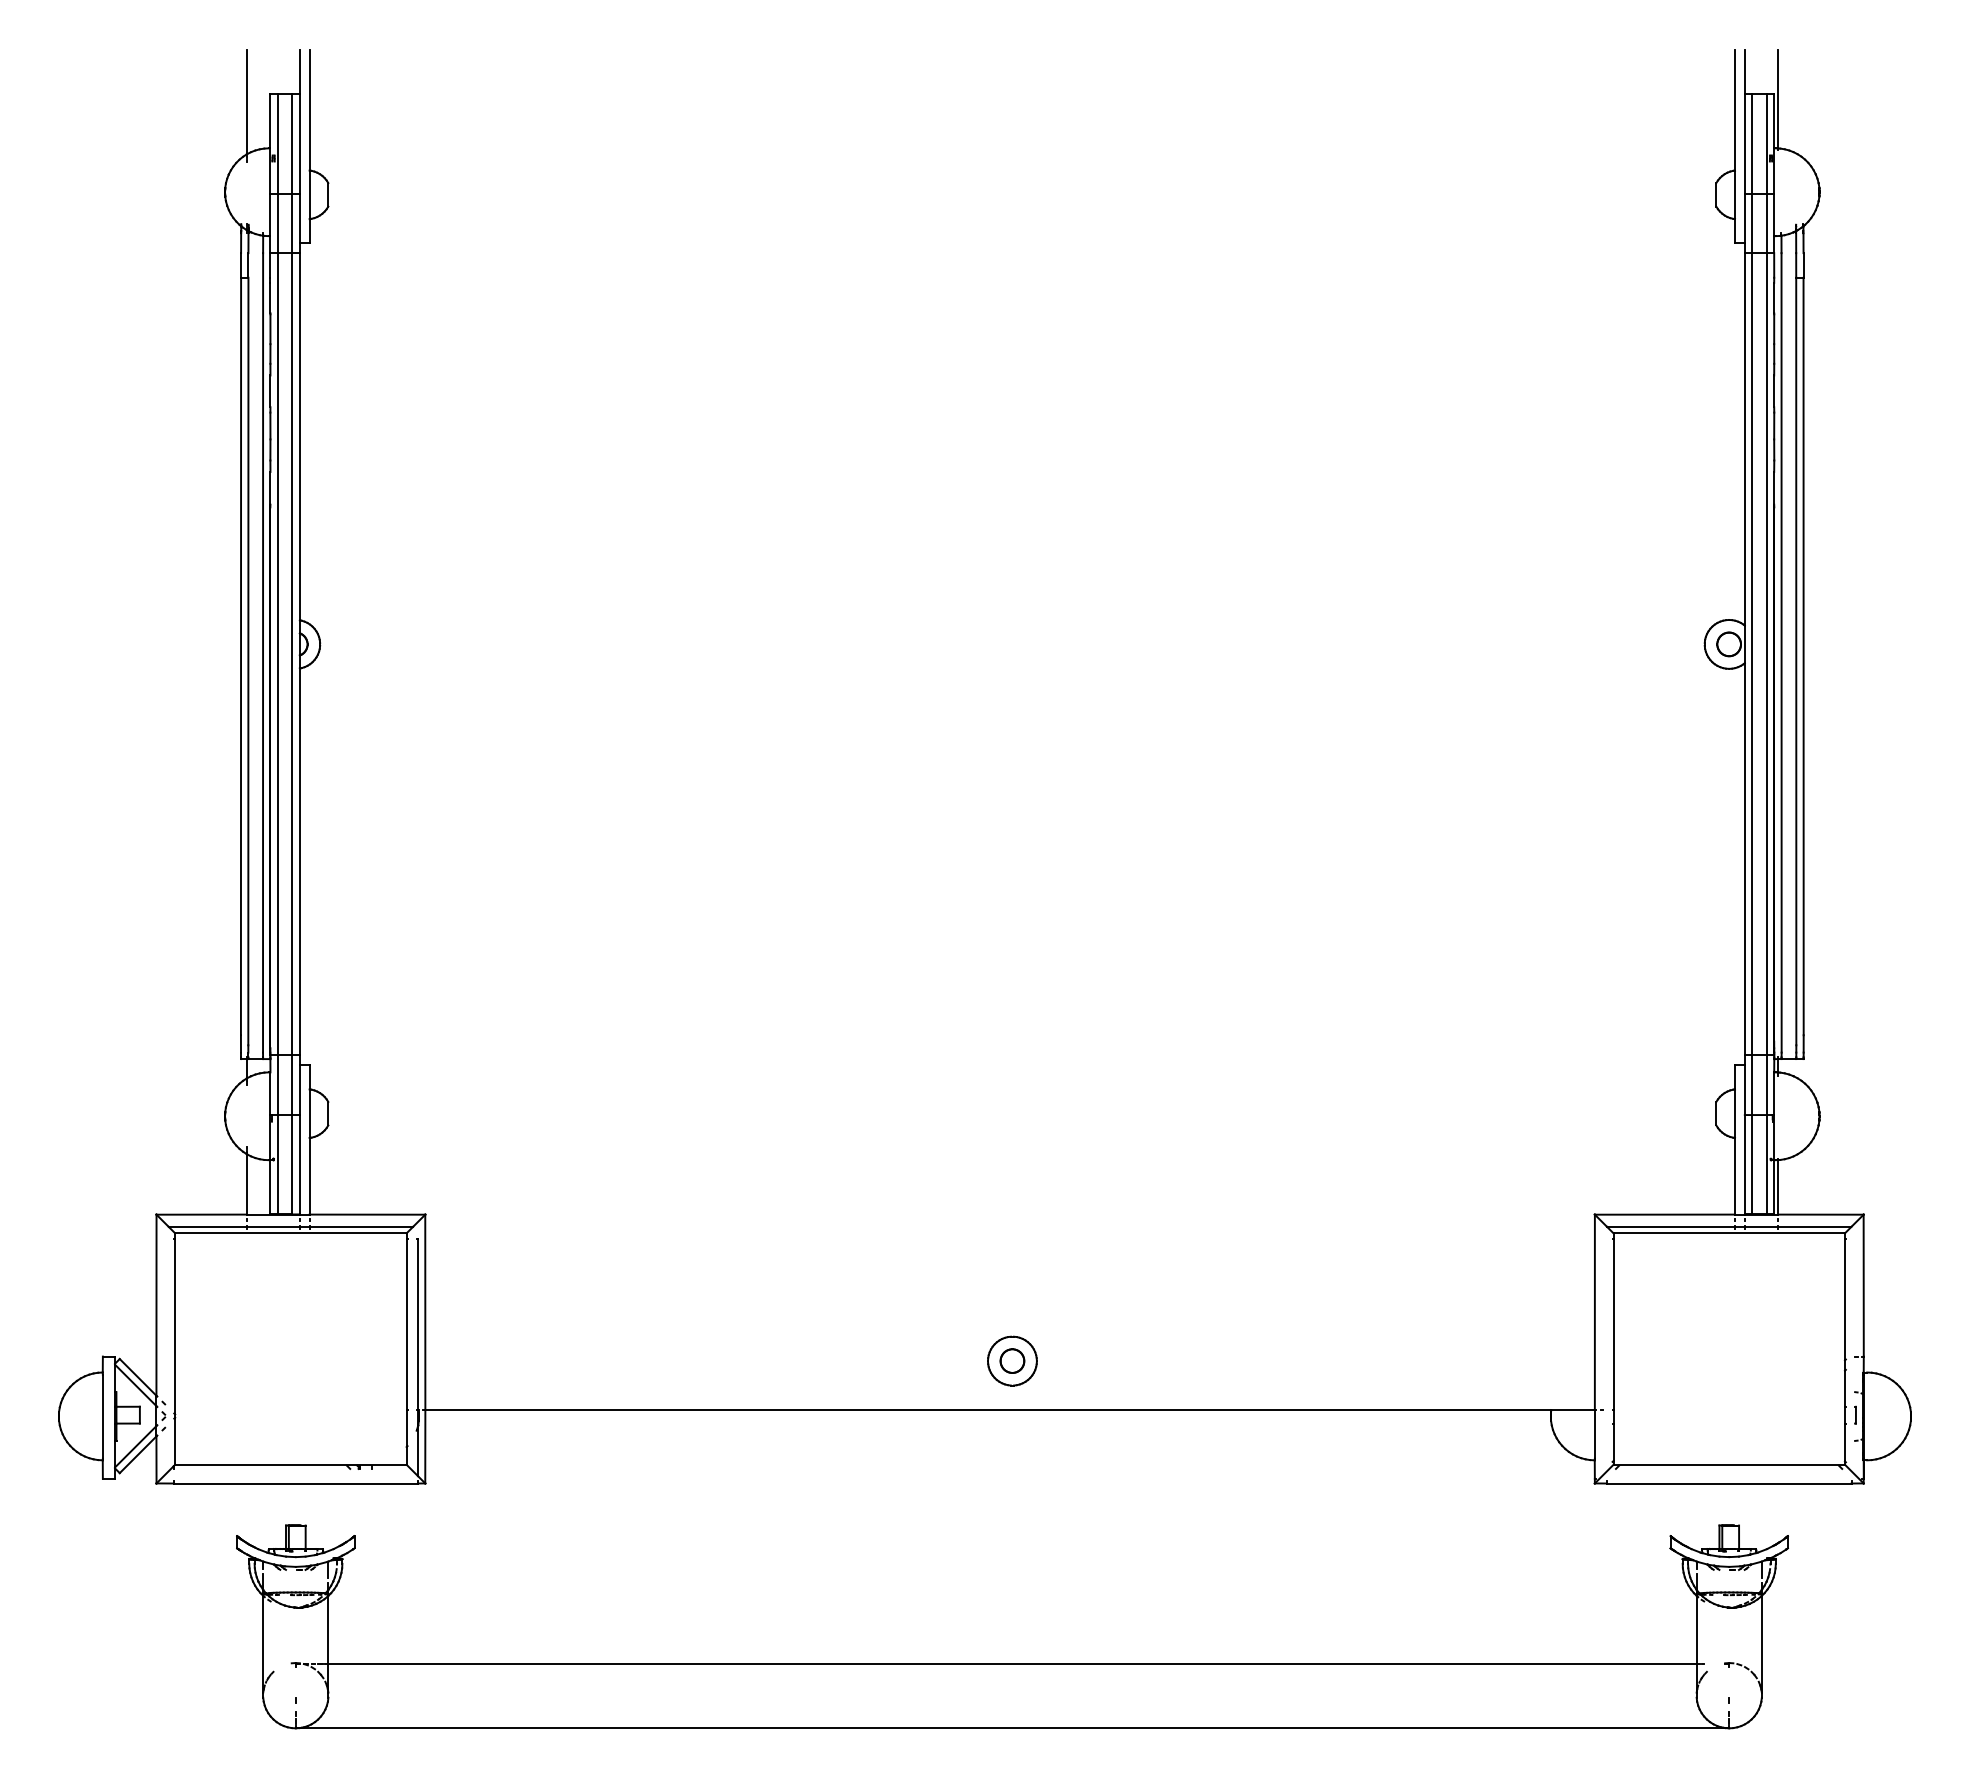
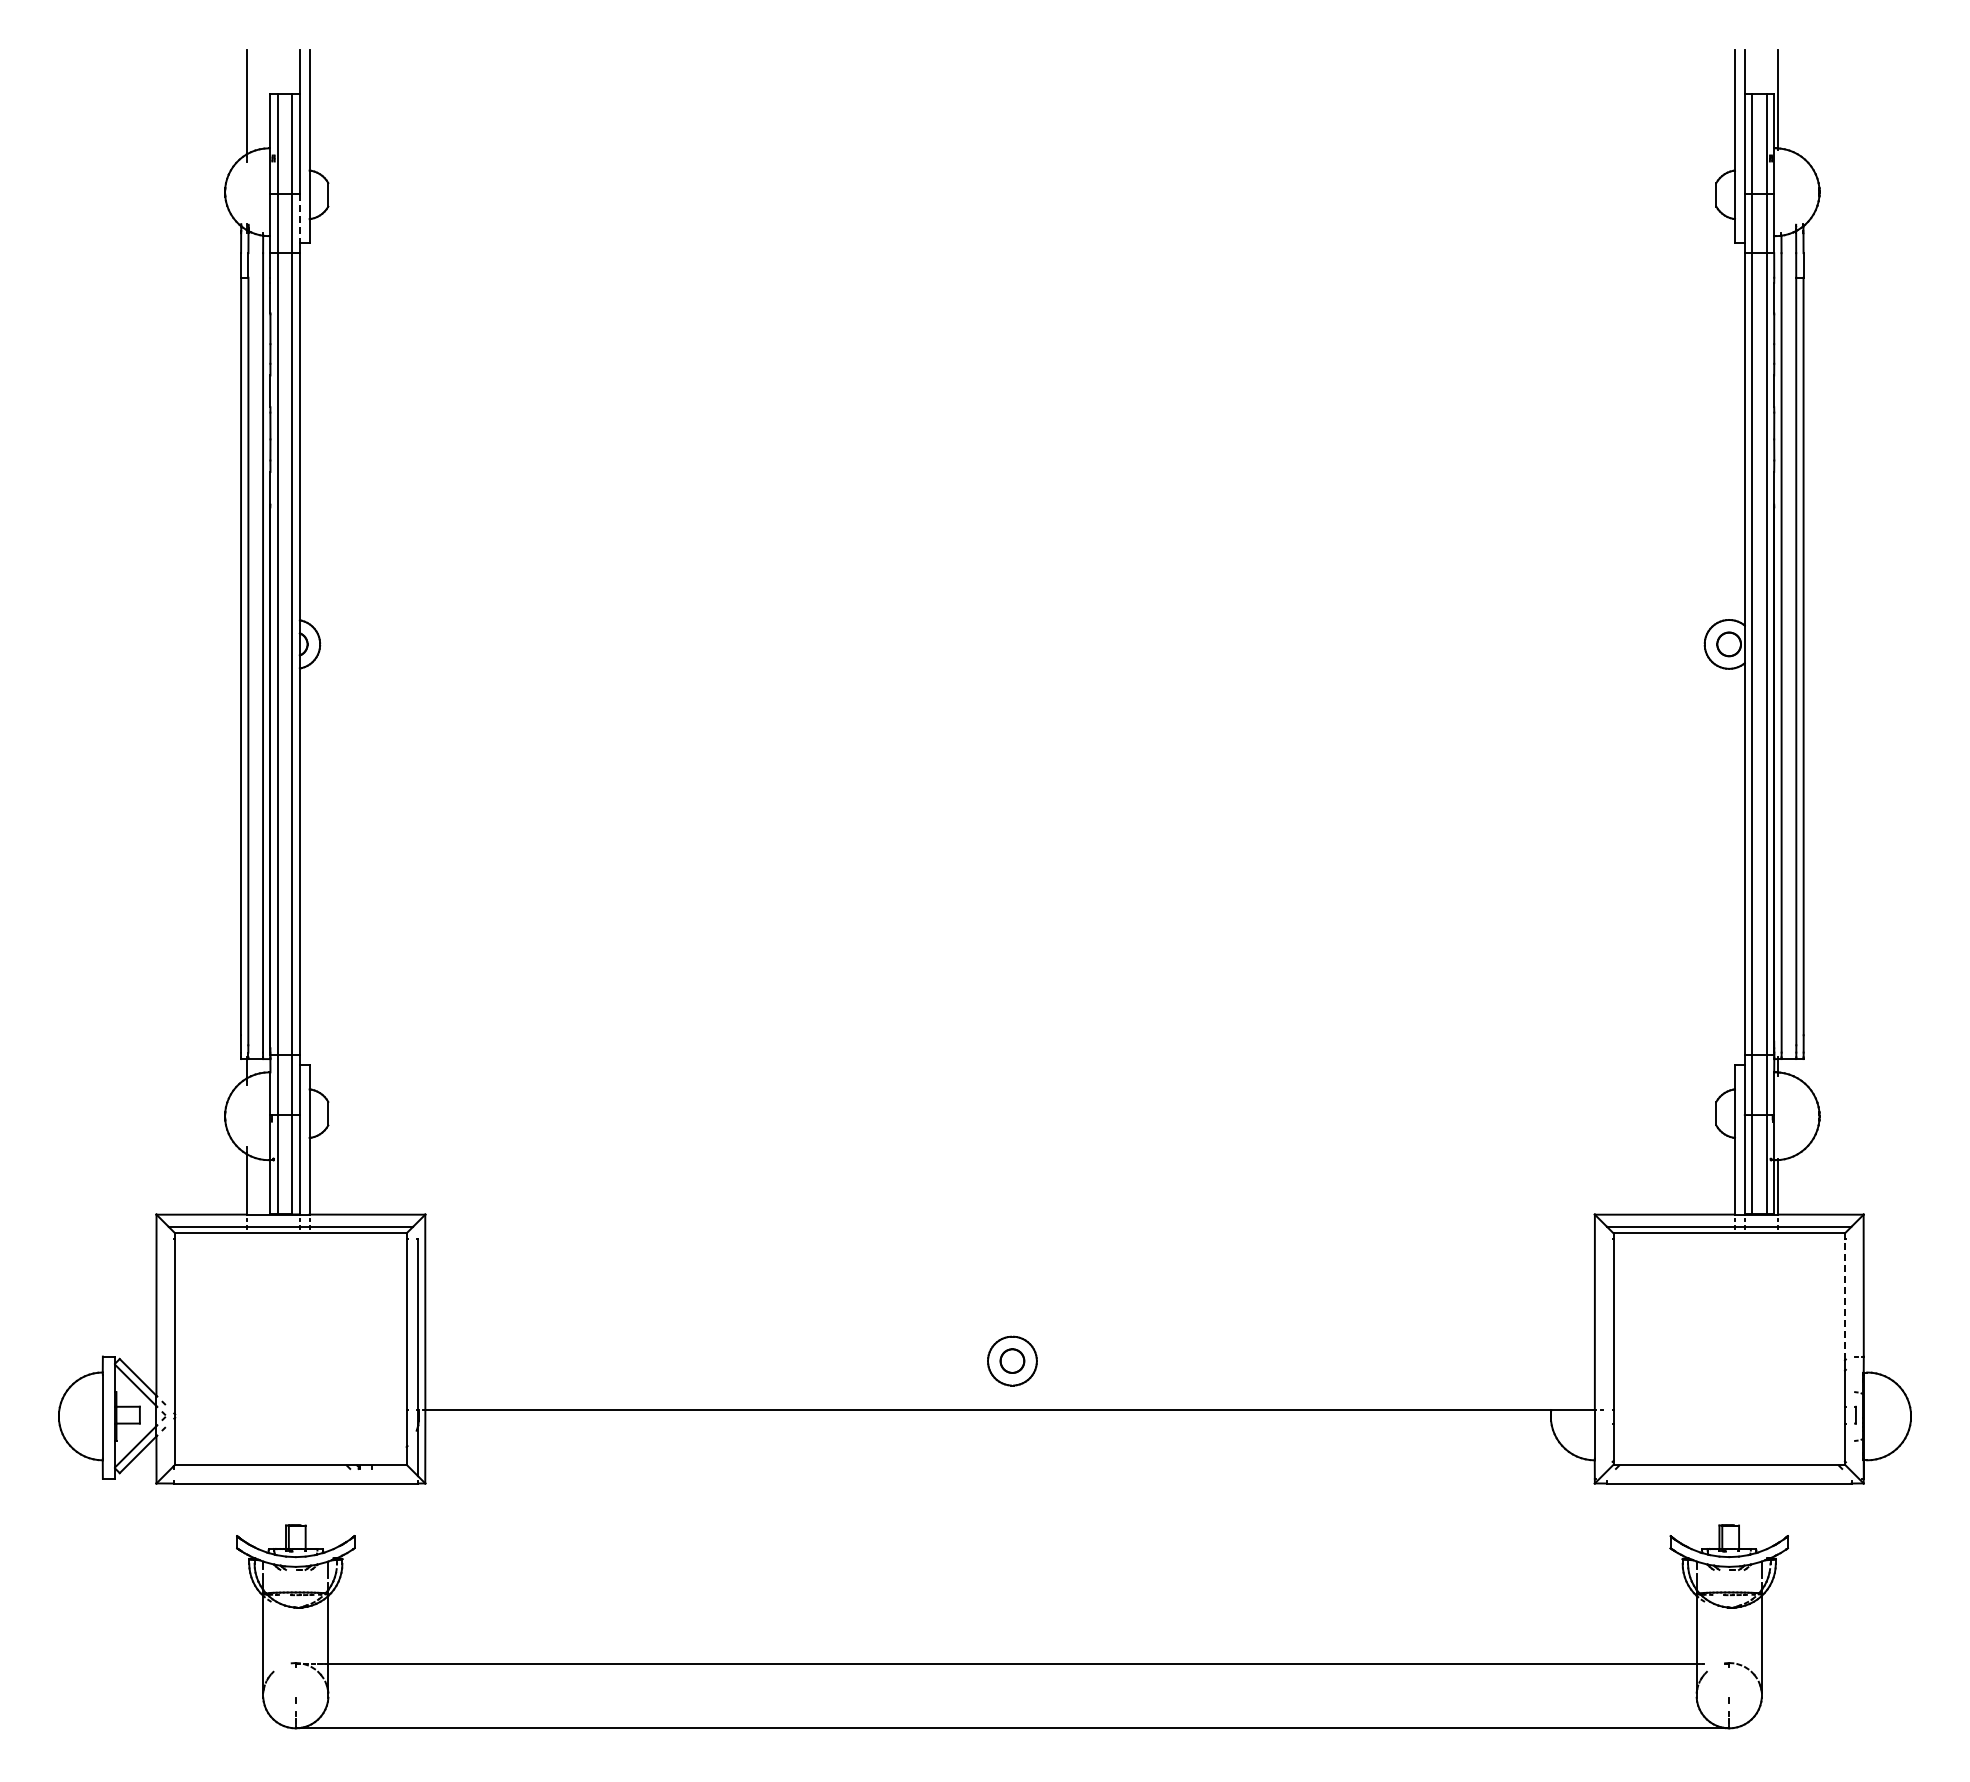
line: solid -> dashed (299, 218)
line: solid -> dashed (1845, 1299)
